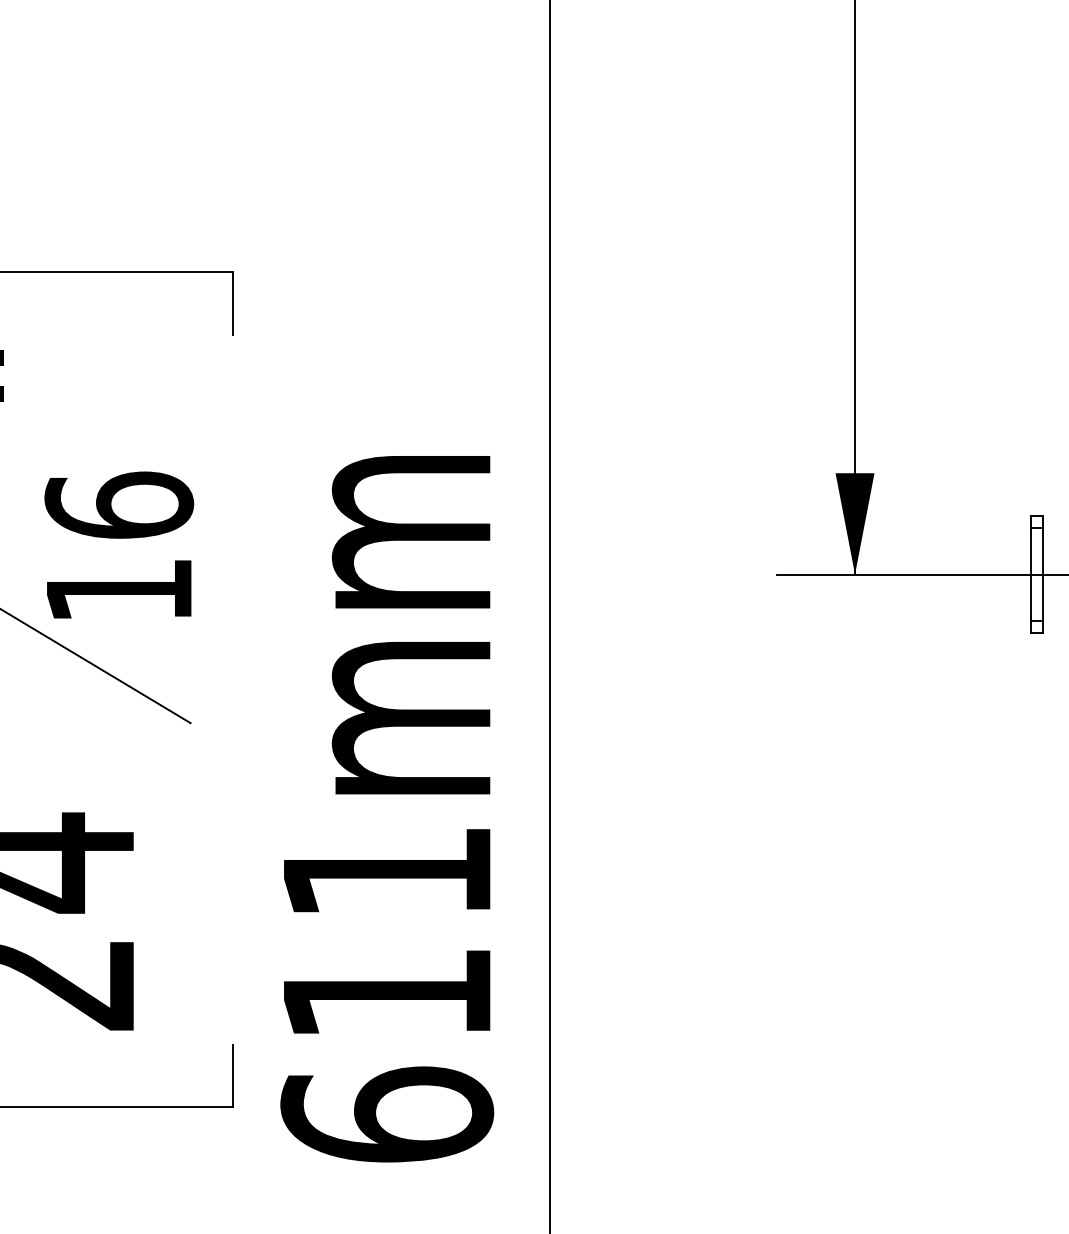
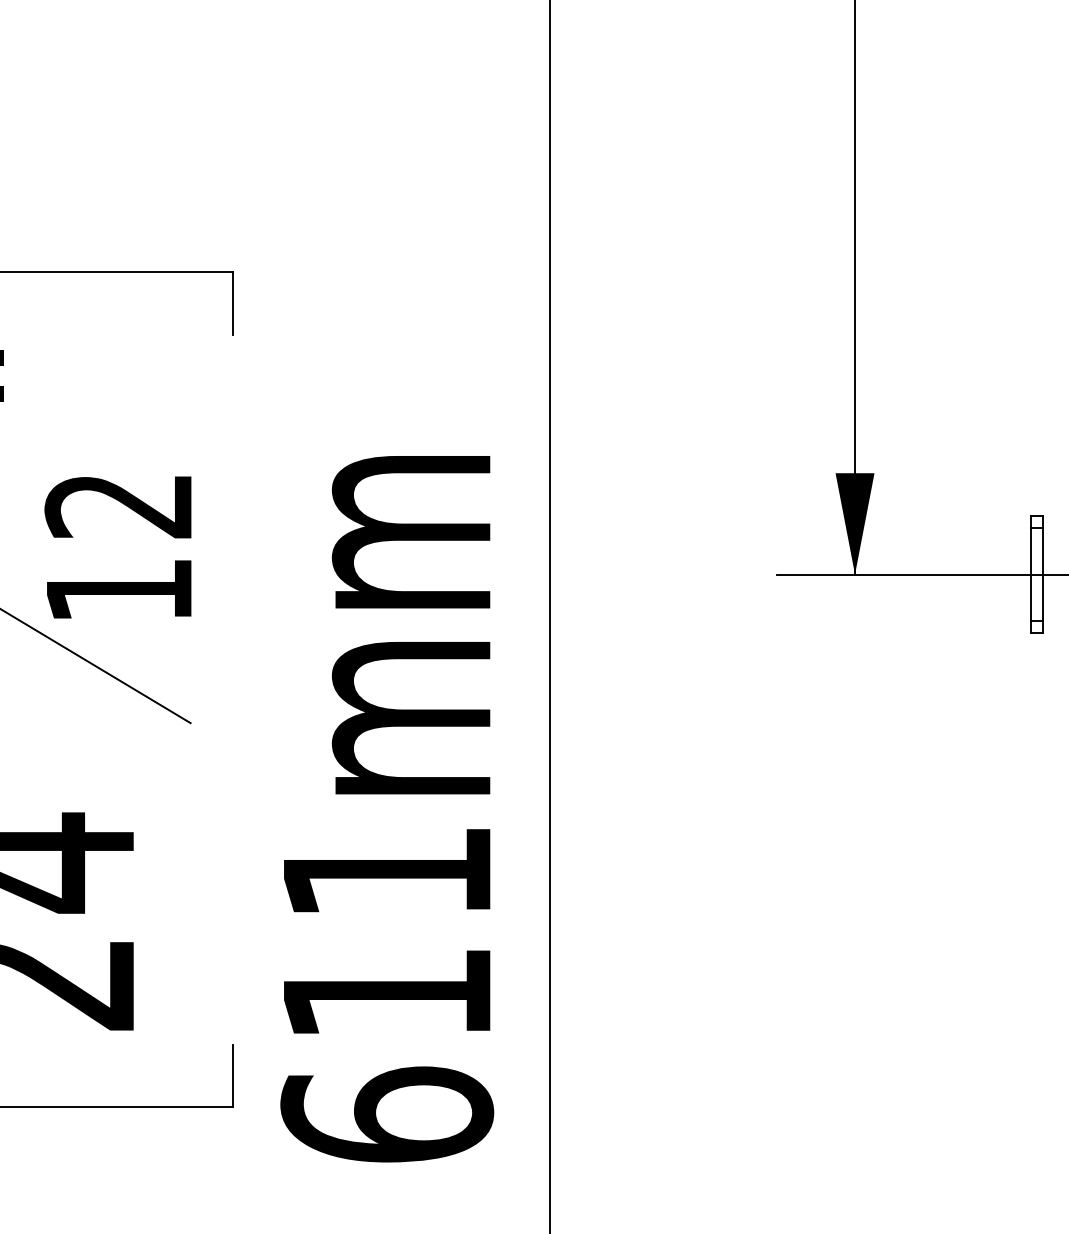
text: 16 -> 12 (119, 504)
